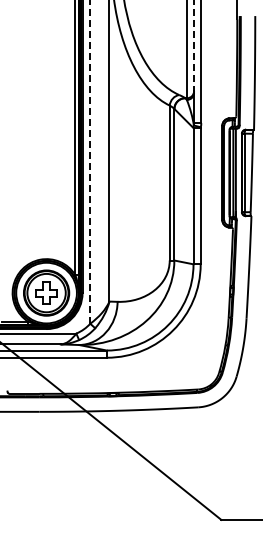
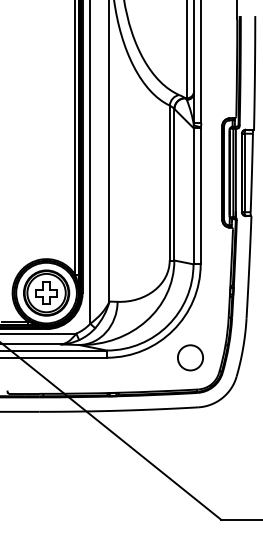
line: dashed -> solid (194, 46)
line: dashed -> solid (90, 161)
circle: none -> present (190, 357)
